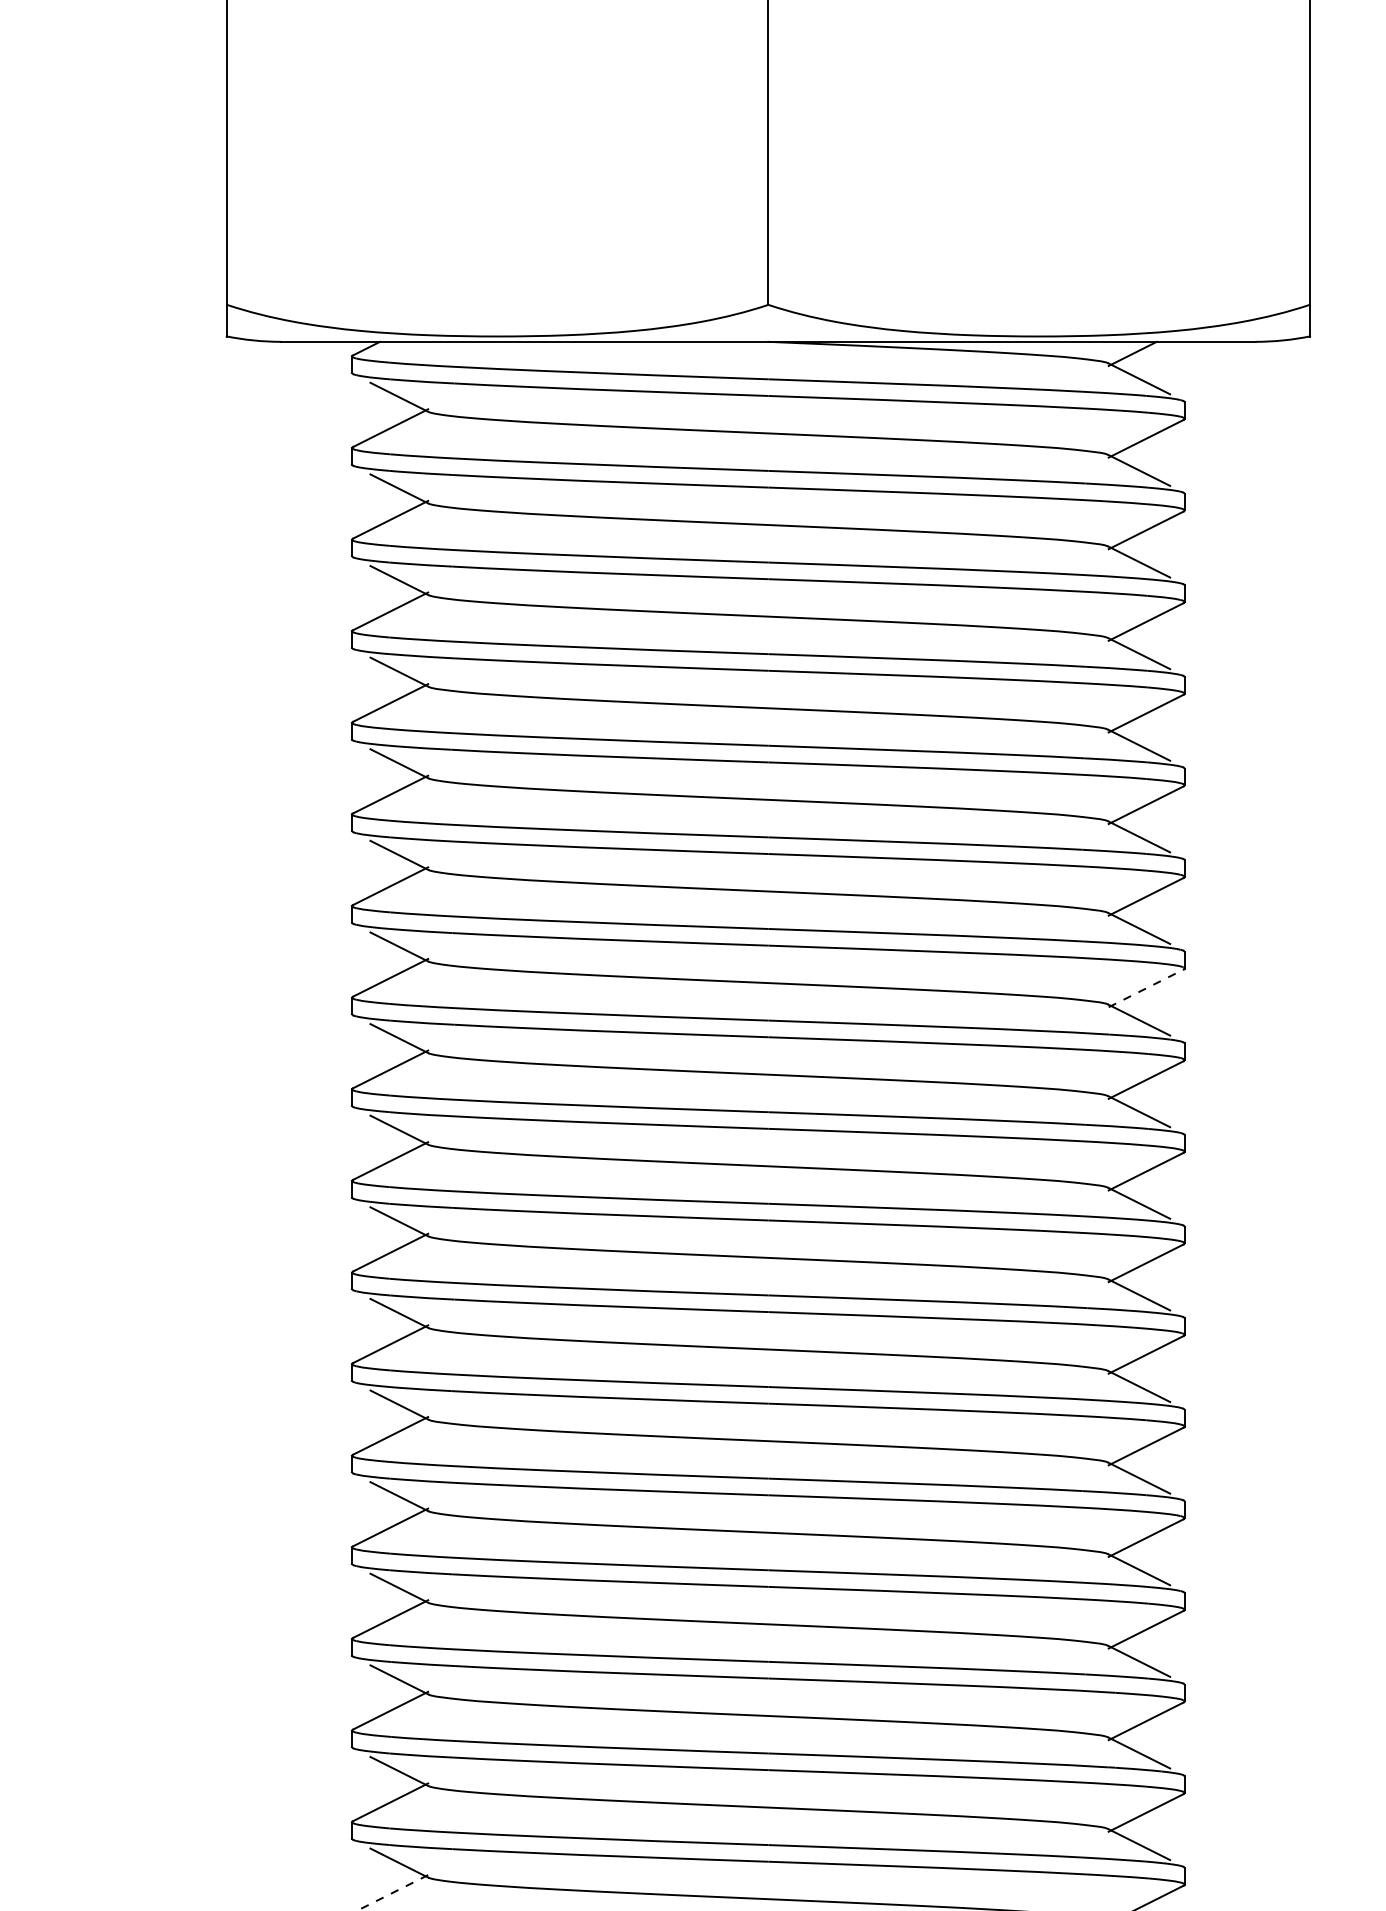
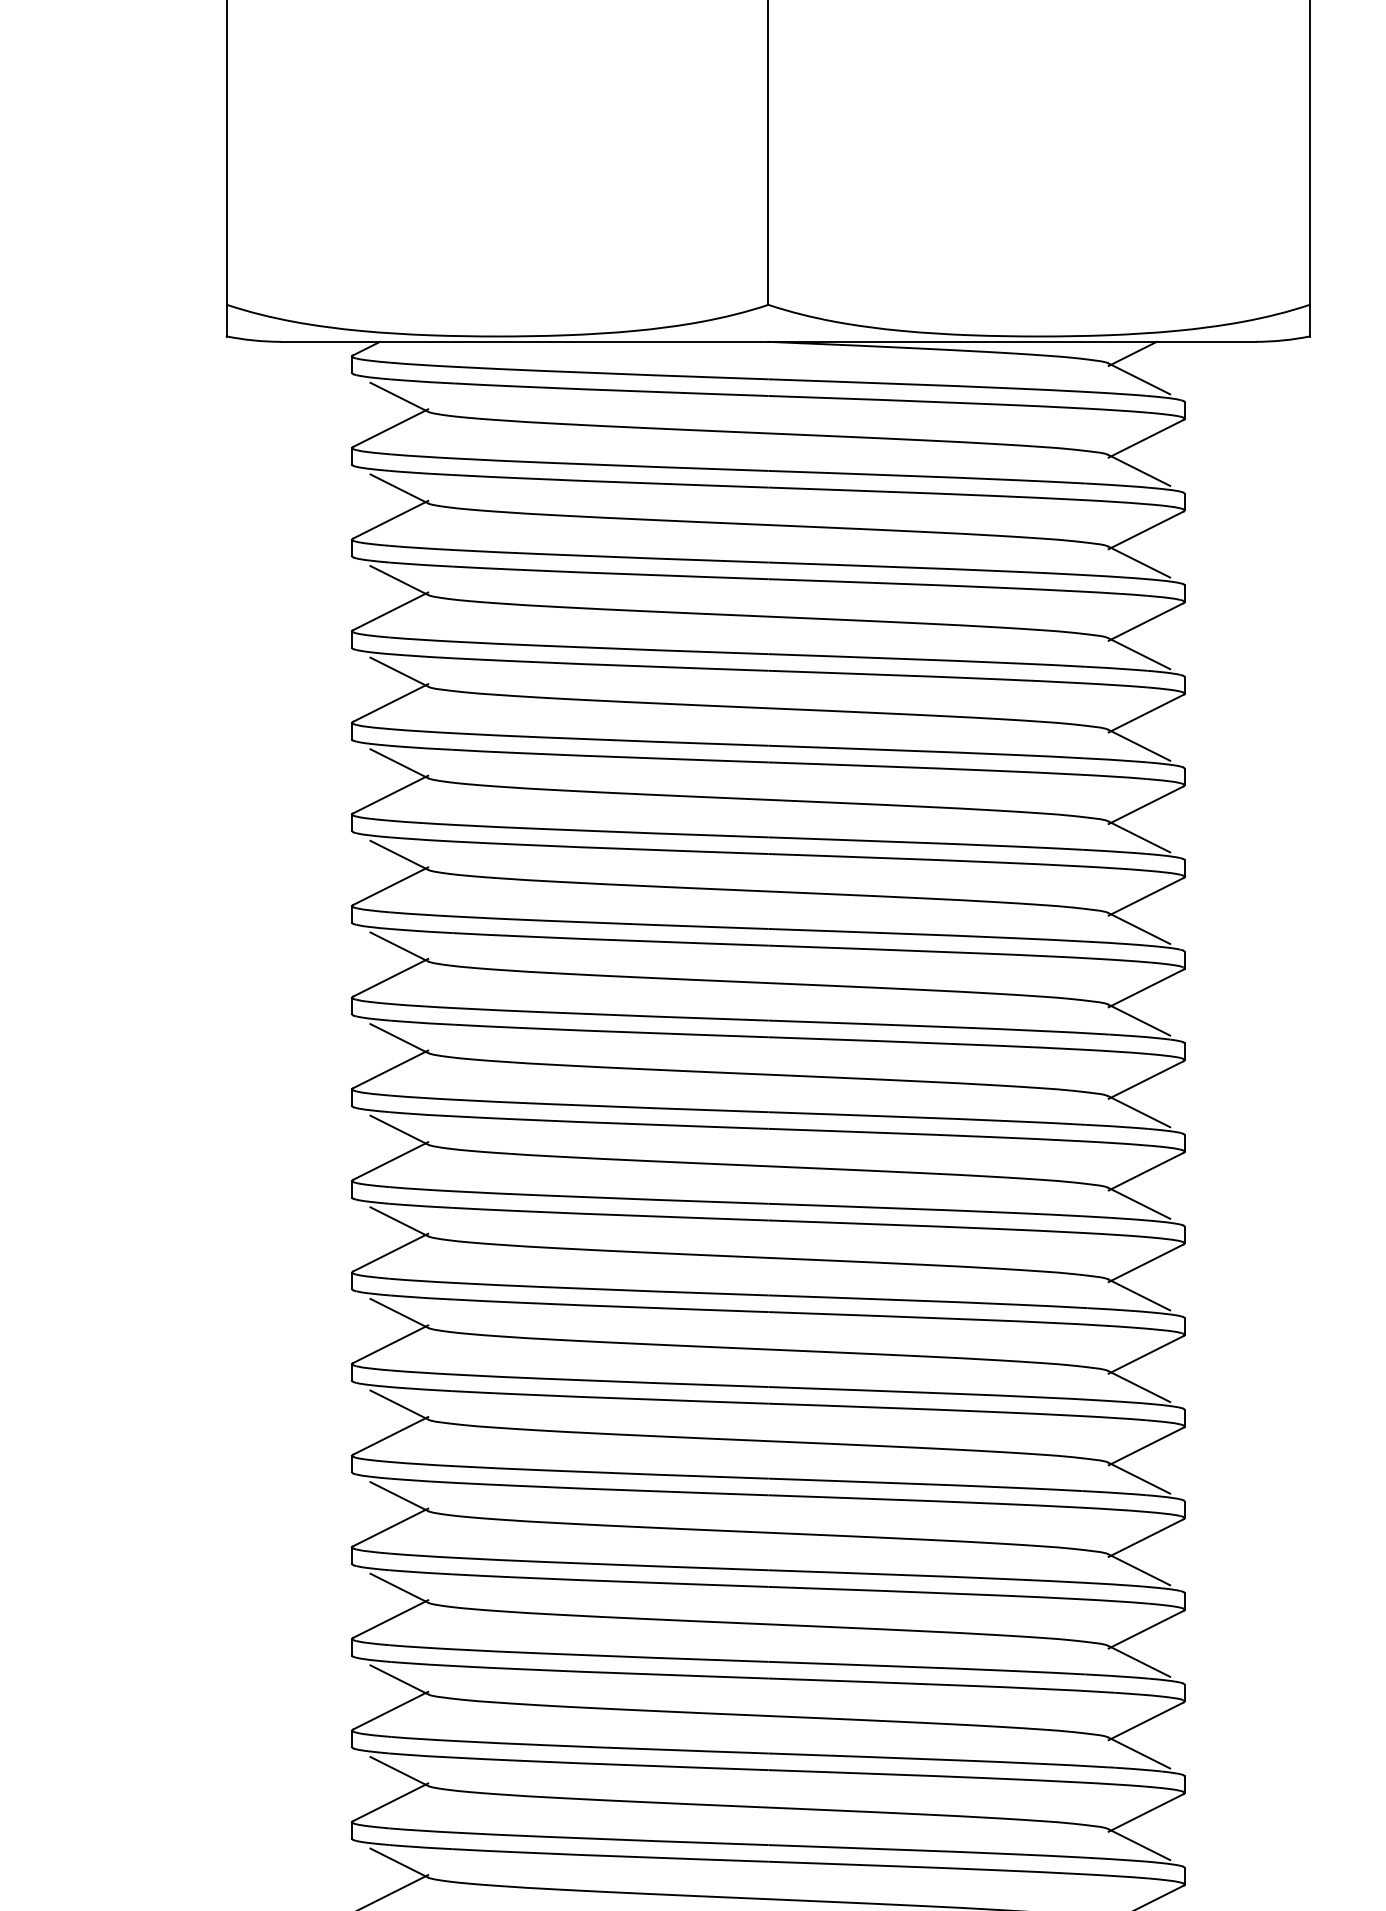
line: dashed -> solid (1146, 988)
line: dashed -> solid (392, 1892)
